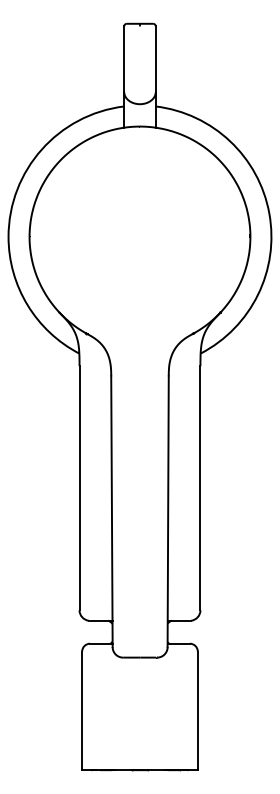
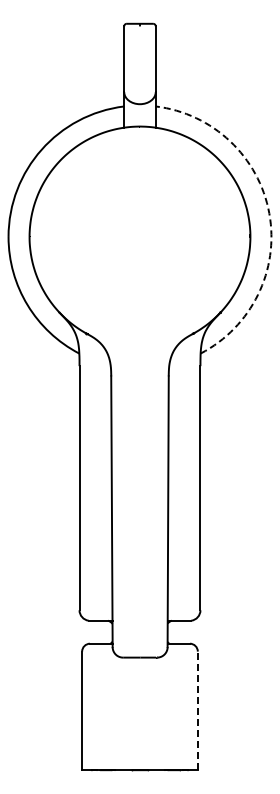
arc: solid -> dashed (269, 213)
line: solid -> dashed (197, 710)
